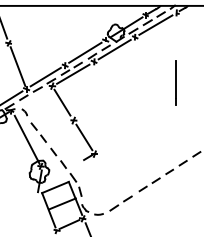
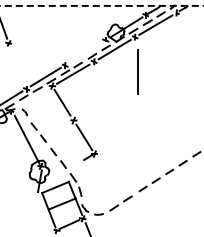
line: solid -> dashed (102, 5)
line: present -> none (85, 52)
line: present -> none (17, 66)
line position: (175, 82) -> (137, 71) (137, 71)
